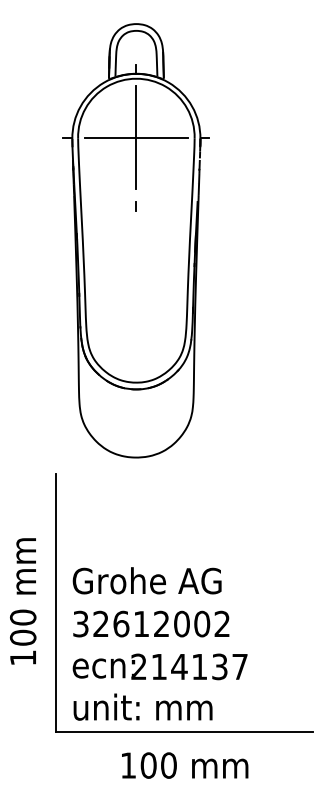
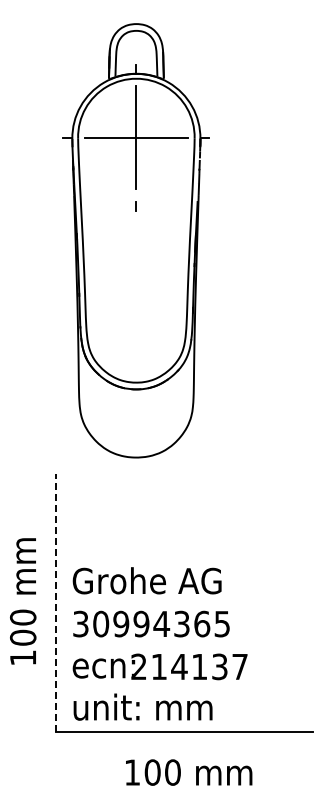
line: solid -> dashed (55, 602)
text: 32612002 -> 30994365 (161, 623)
text position: (185, 765) -> (189, 772) (189, 772)
